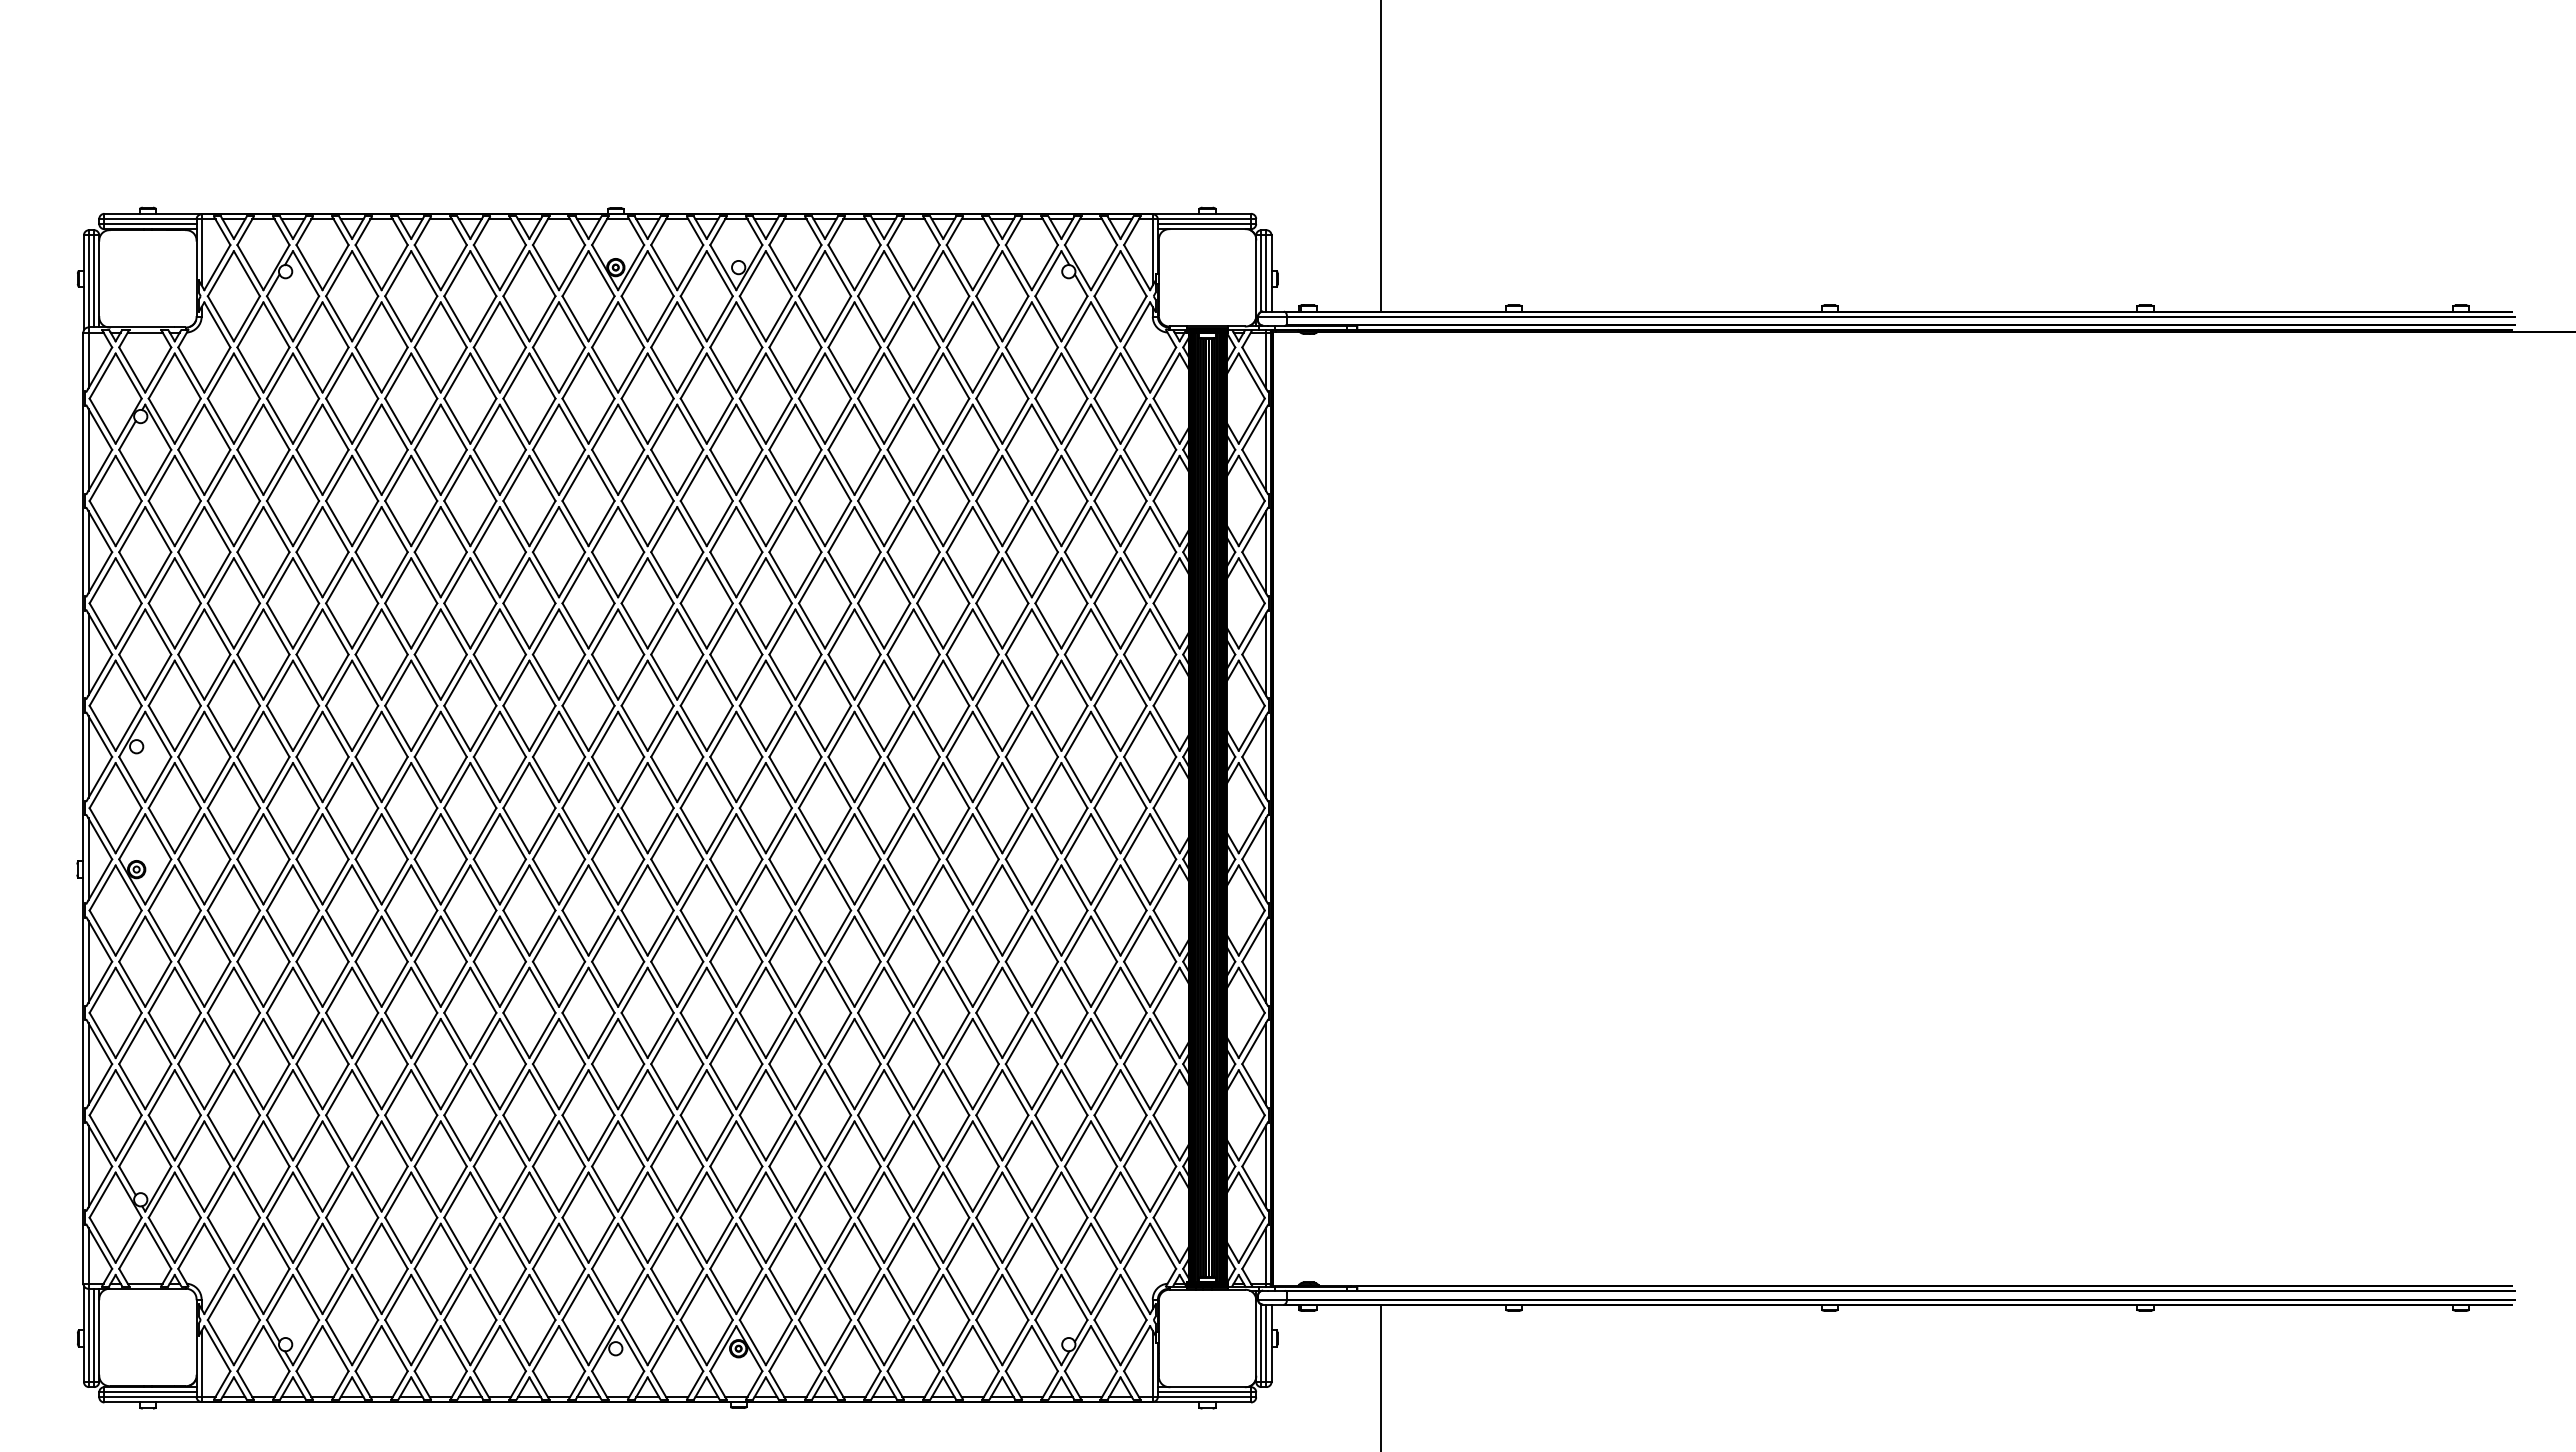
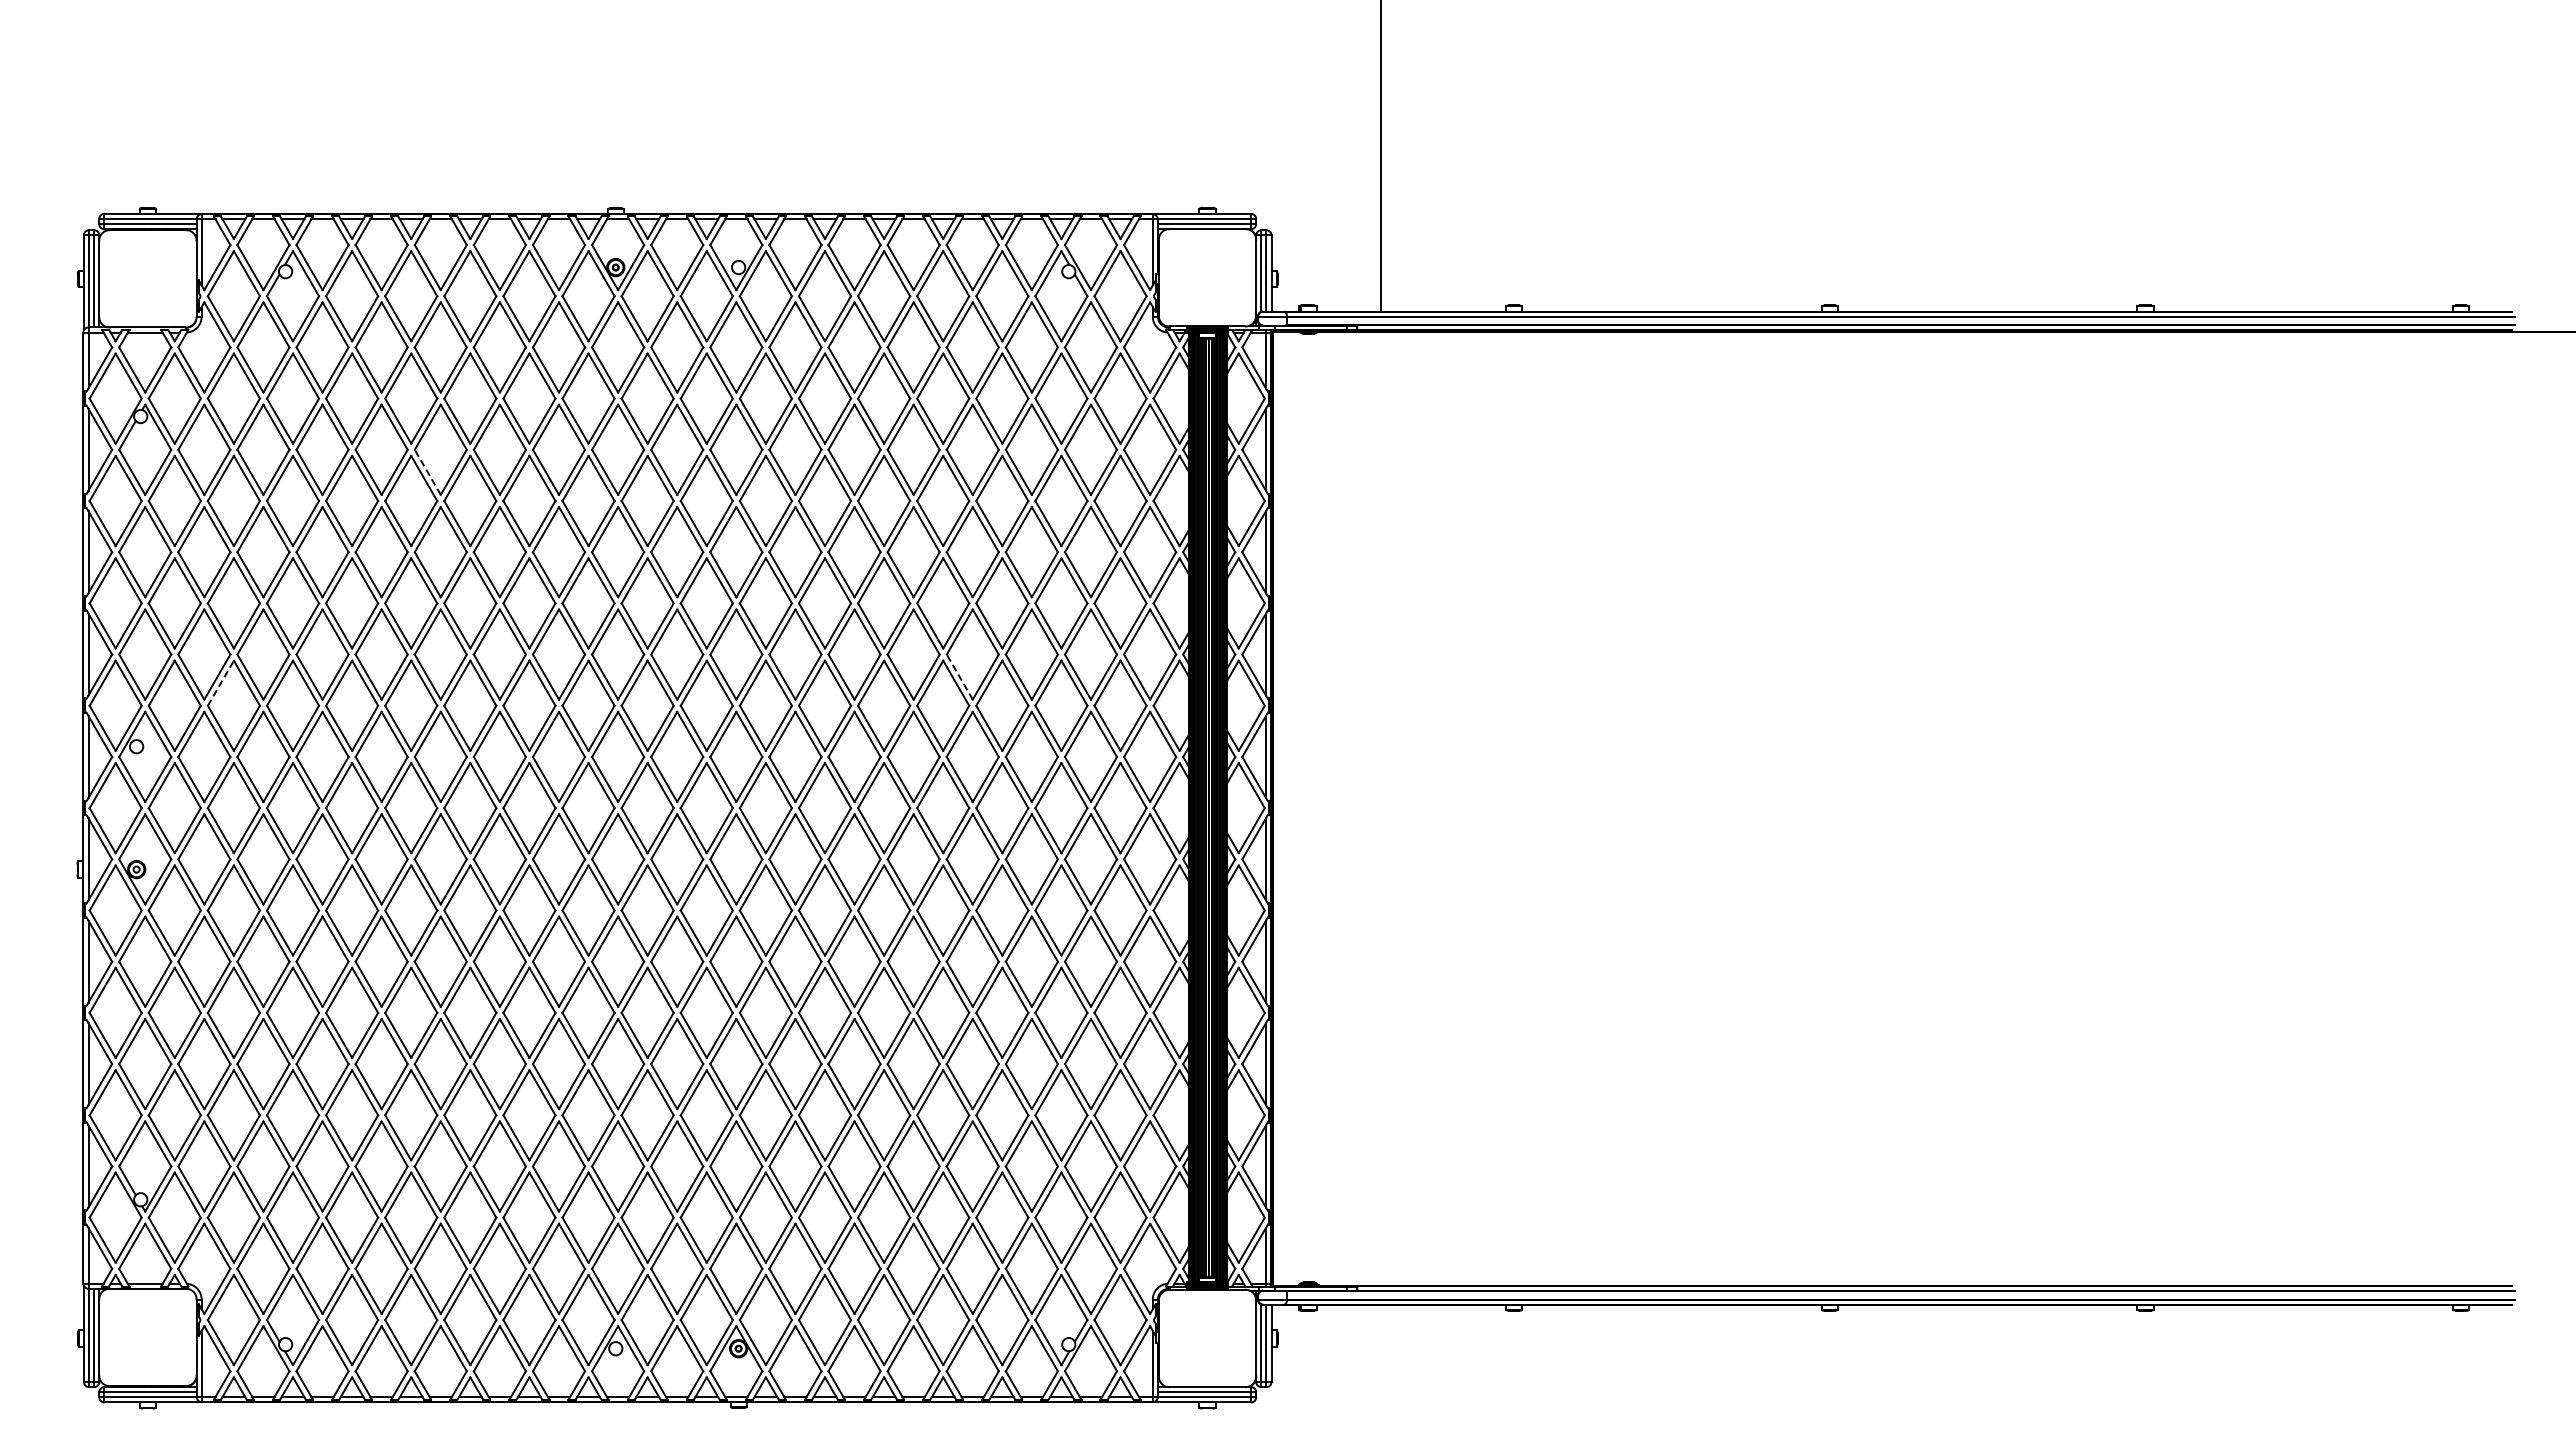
line: solid -> dashed (427, 471)
line: solid -> dashed (959, 676)
line: solid -> dashed (221, 682)
line: present -> none (1380, 1376)
